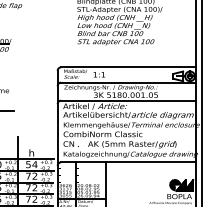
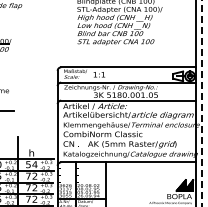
line: solid -> dashed (201, 103)
hatch: present -> none (175, 184)
